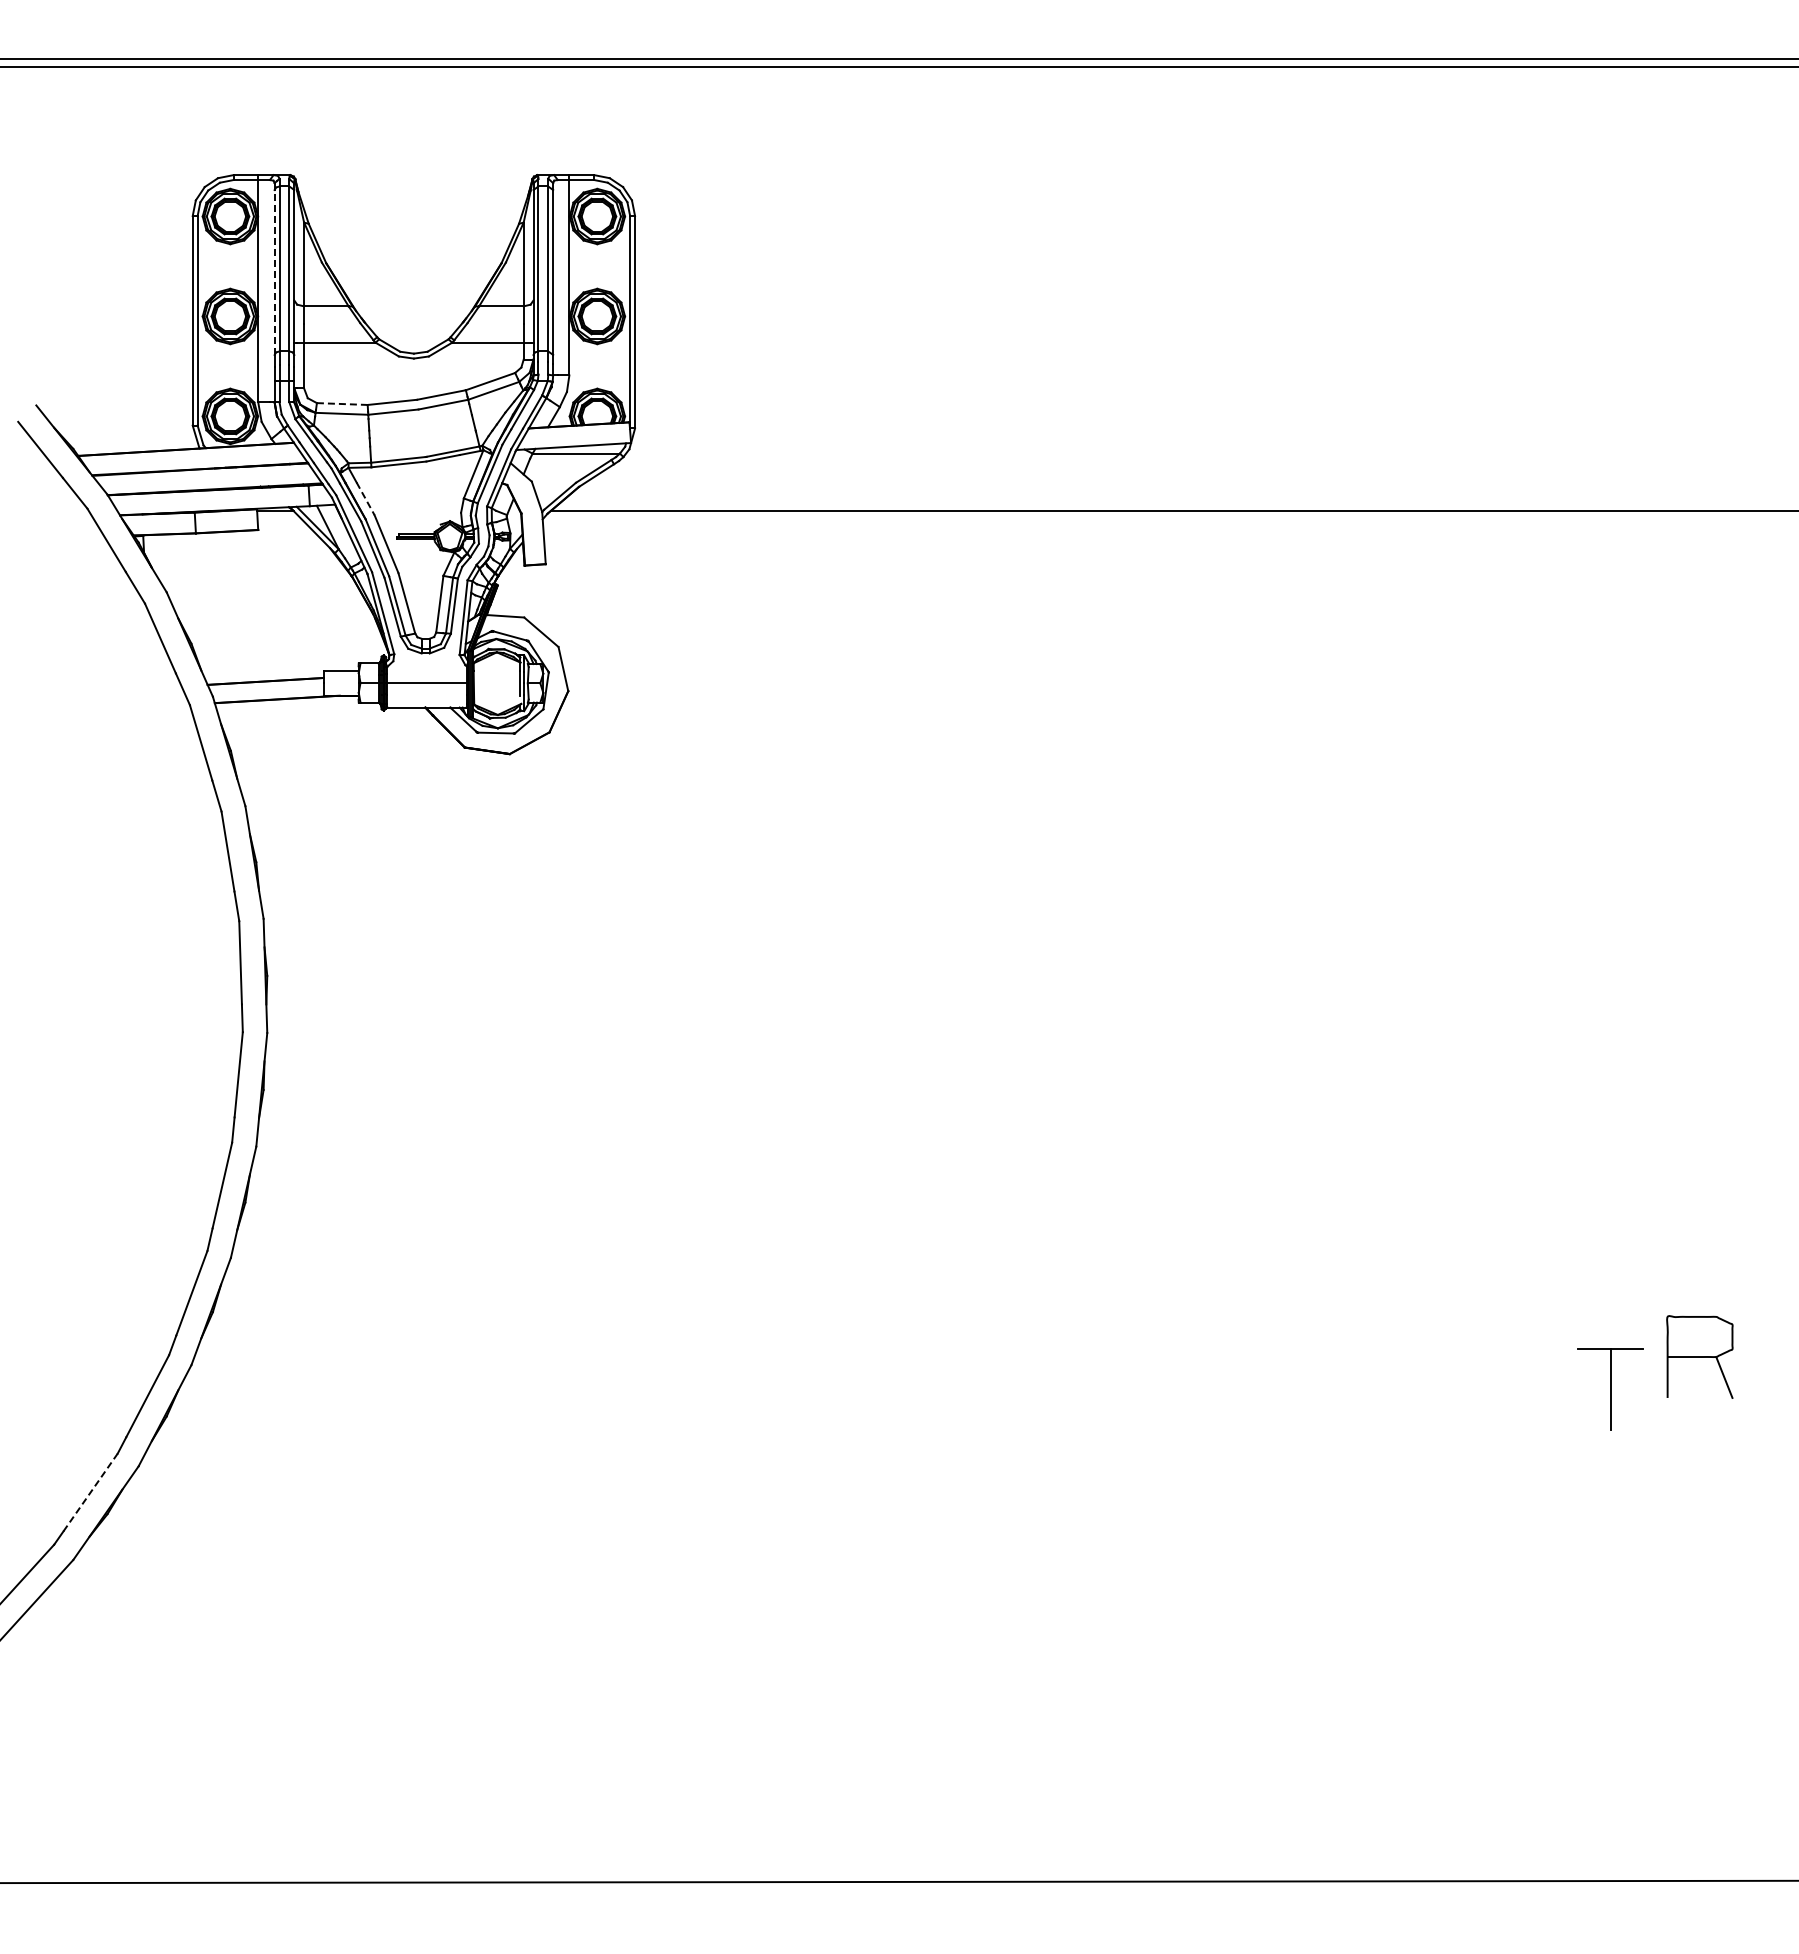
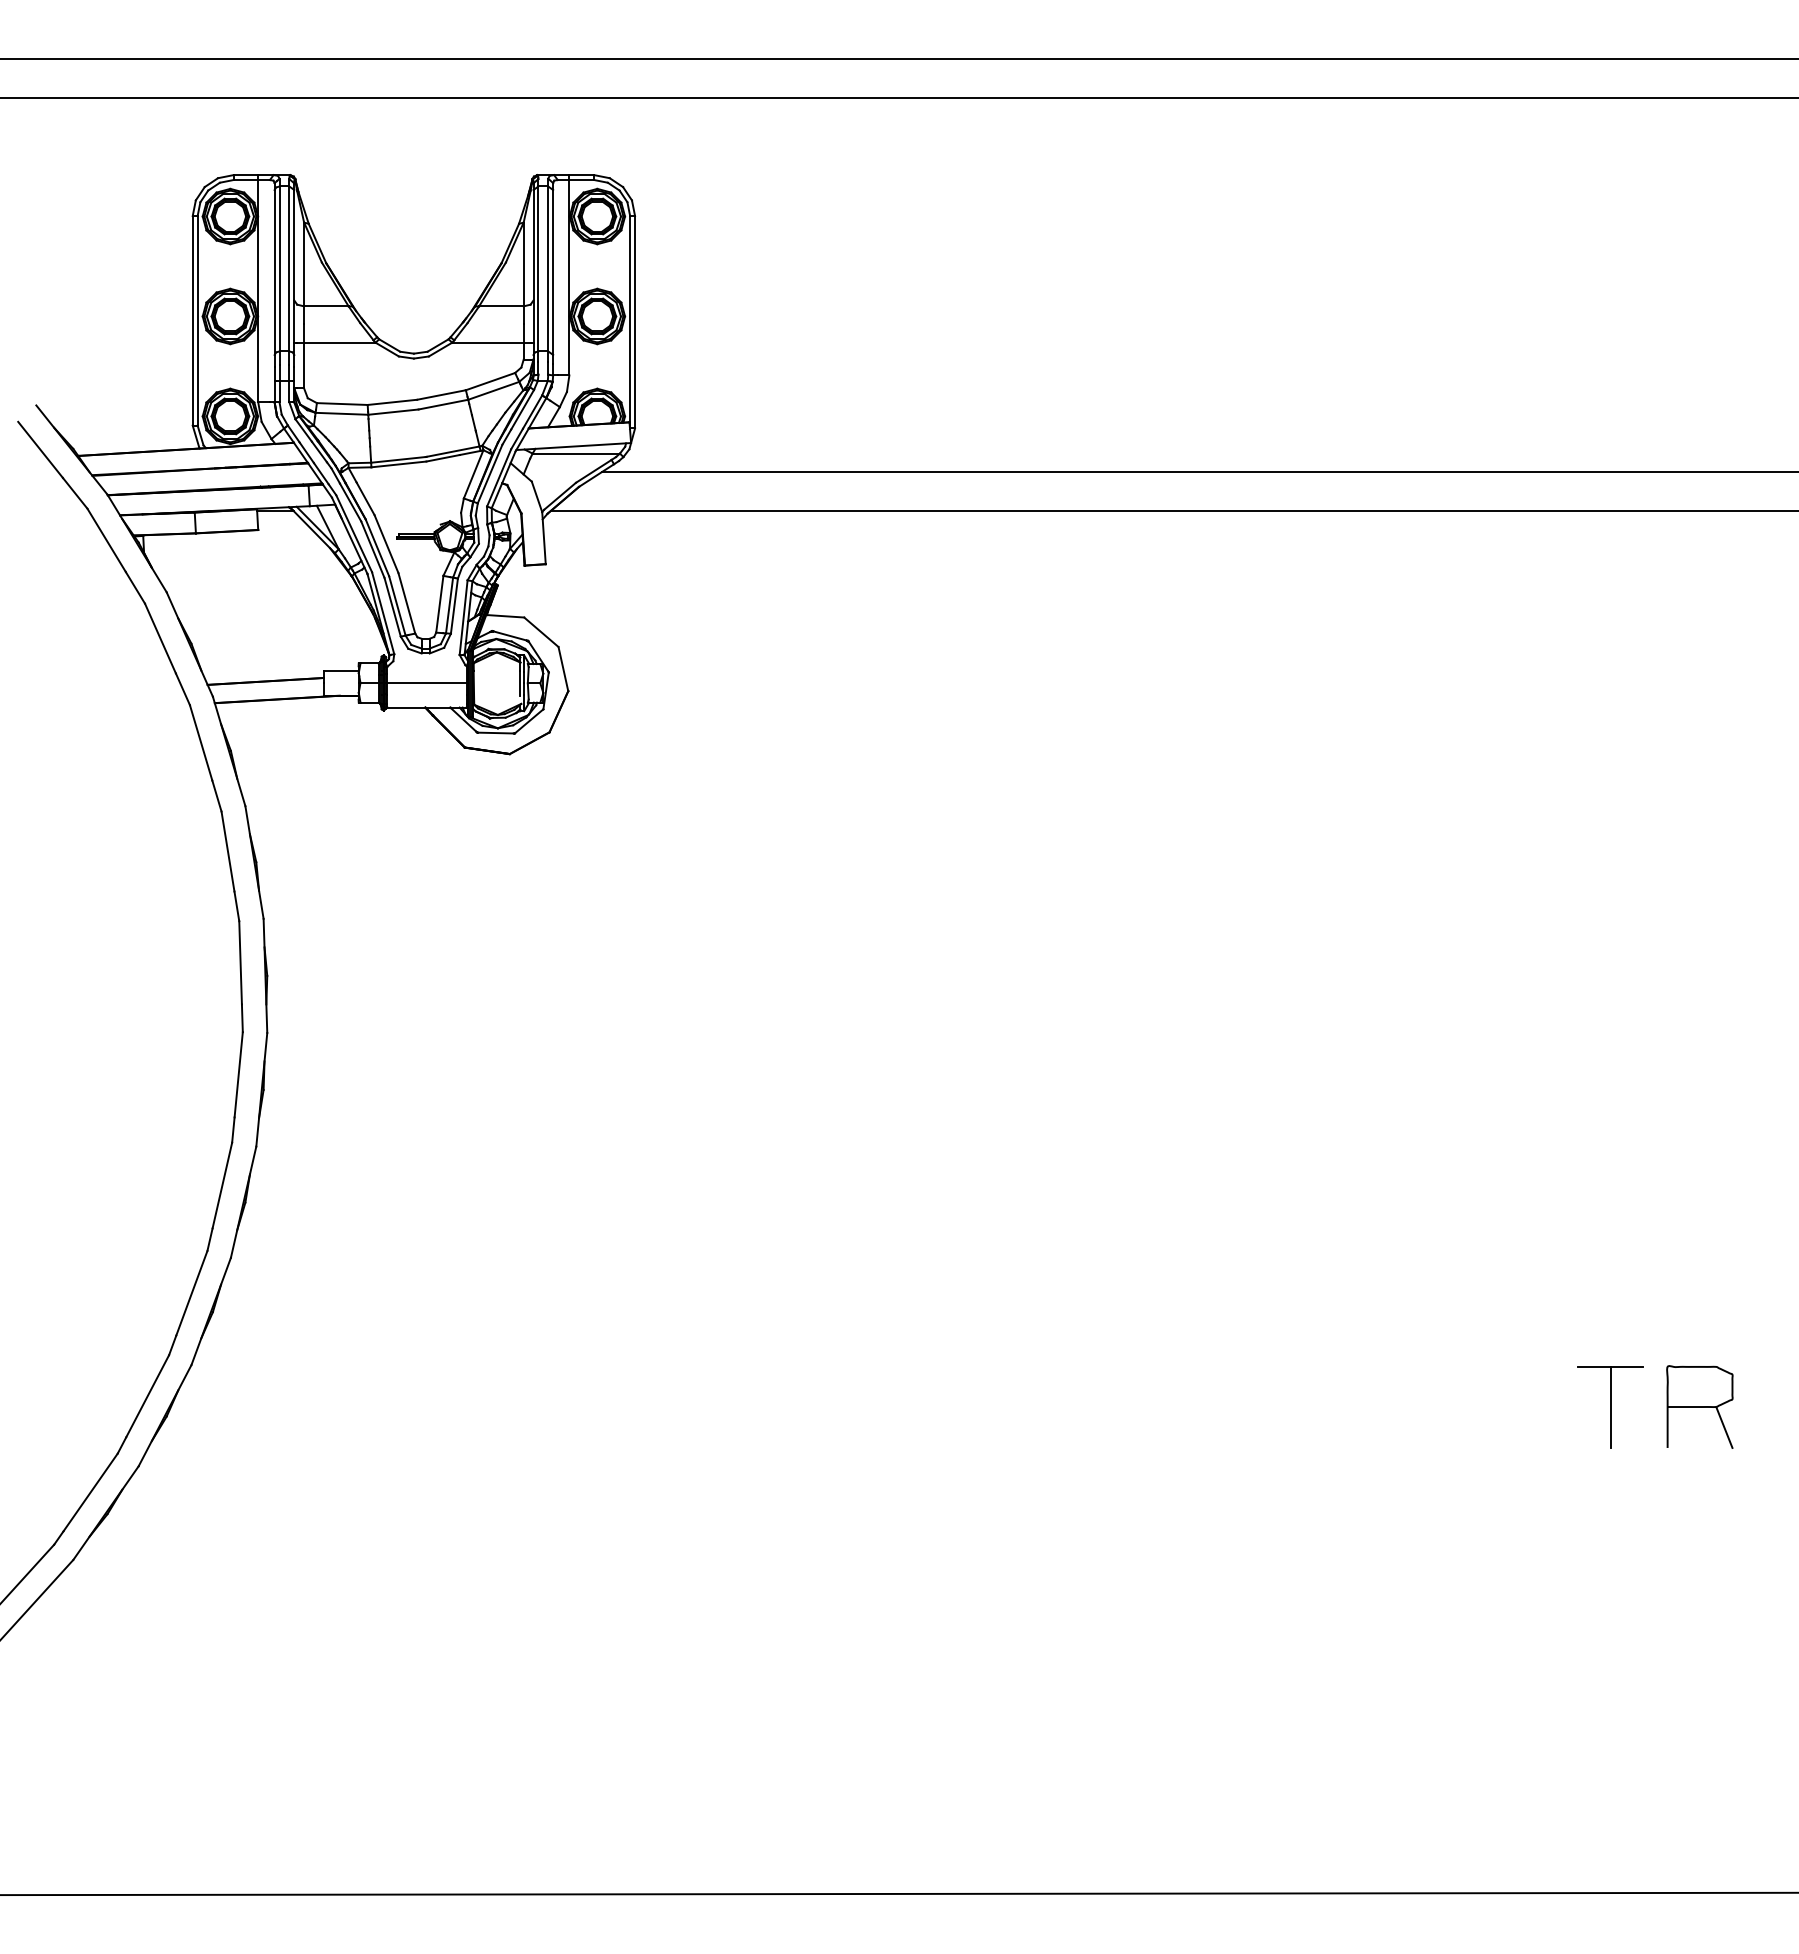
line position: (898, 66) -> (898, 97) (898, 97)
line: dashed -> solid (274, 272)
line: dashed -> solid (342, 404)
line: none -> present (1198, 472)
line: dashed -> solid (365, 498)
part position: (1699, 1356) -> (1699, 1406) (1699, 1406)
part position: (1610, 1389) -> (1610, 1407) (1610, 1407)
line: dashed -> solid (90, 1492)
line position: (898, 1881) -> (898, 1893) (898, 1893)
